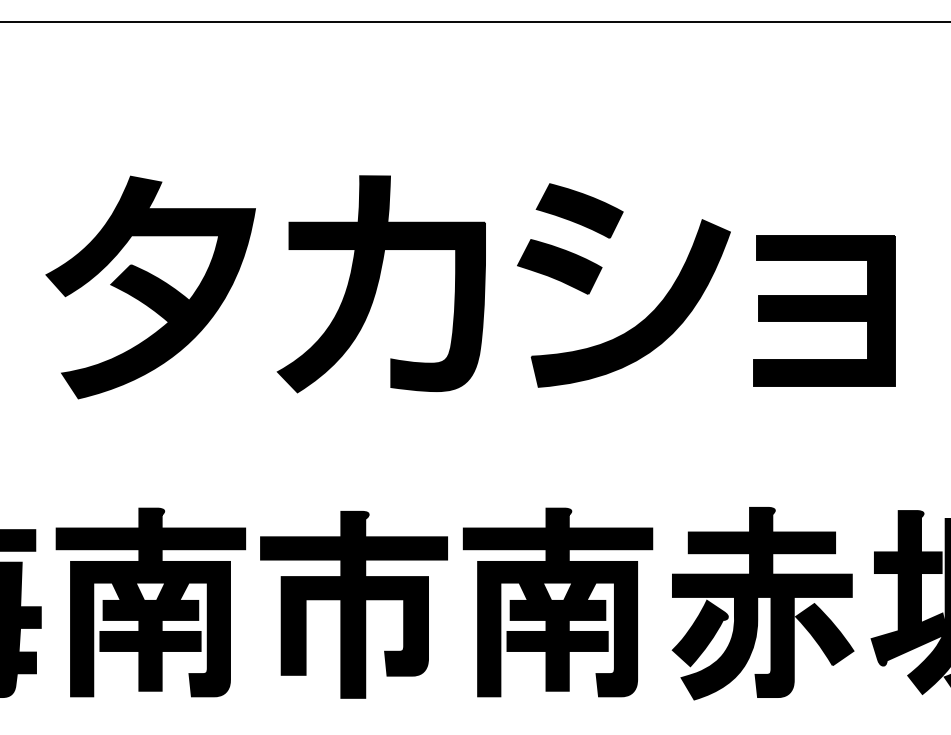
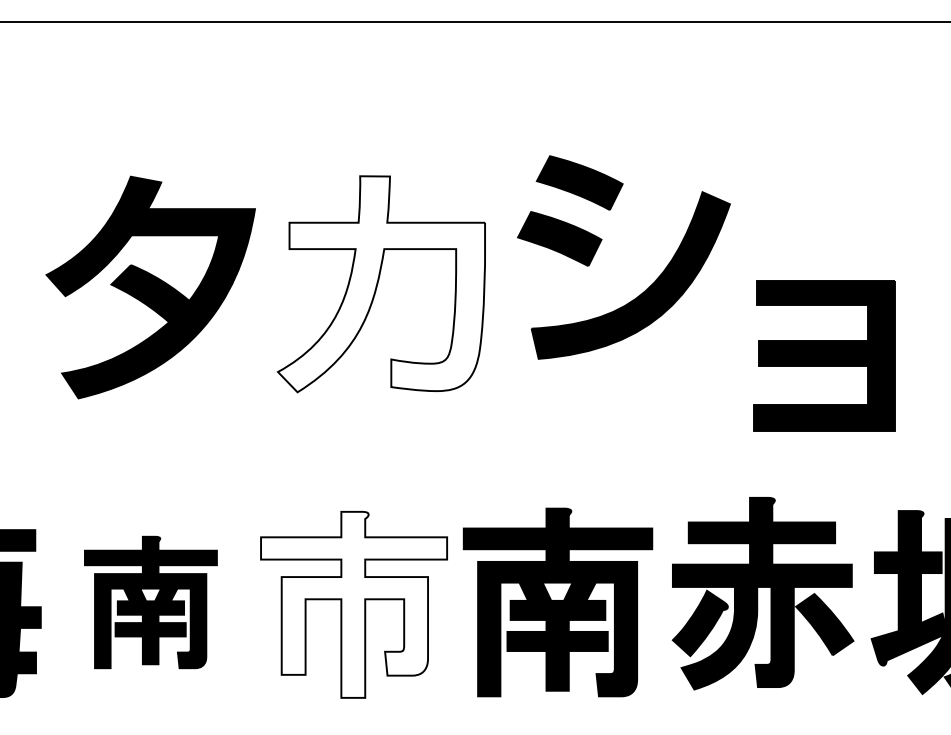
part position: (599, 274) -> (599, 246) (599, 246)
fill: present -> none (381, 284)
part position: (824, 310) -> (824, 355) (824, 355)
part size: 192x191 px -> 134x135 px (150, 602)
part position: (762, 603) -> (762, 593) (762, 593)
fill: present -> none (354, 604)
